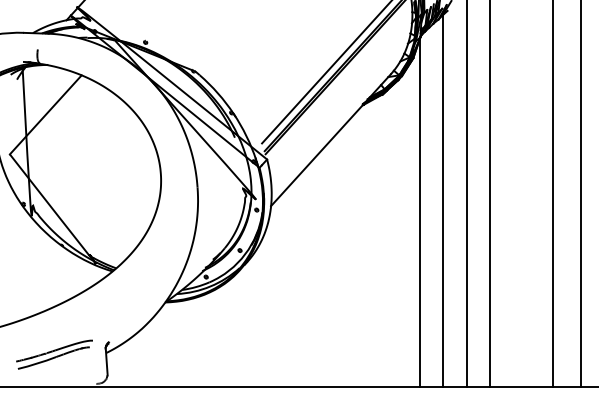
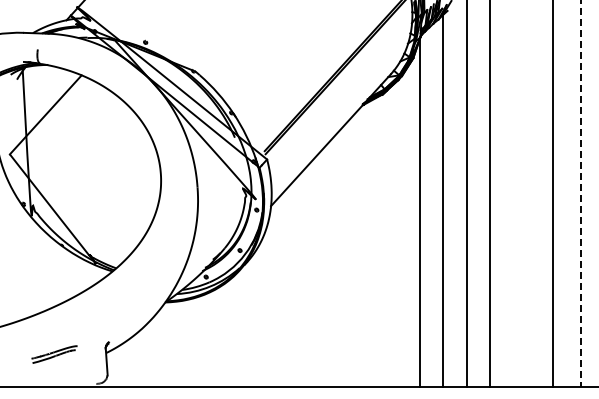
line: present -> none (326, 72)
line: solid -> dashed (581, 194)
part size: 77x31 px -> 47x19 px (54, 354)
